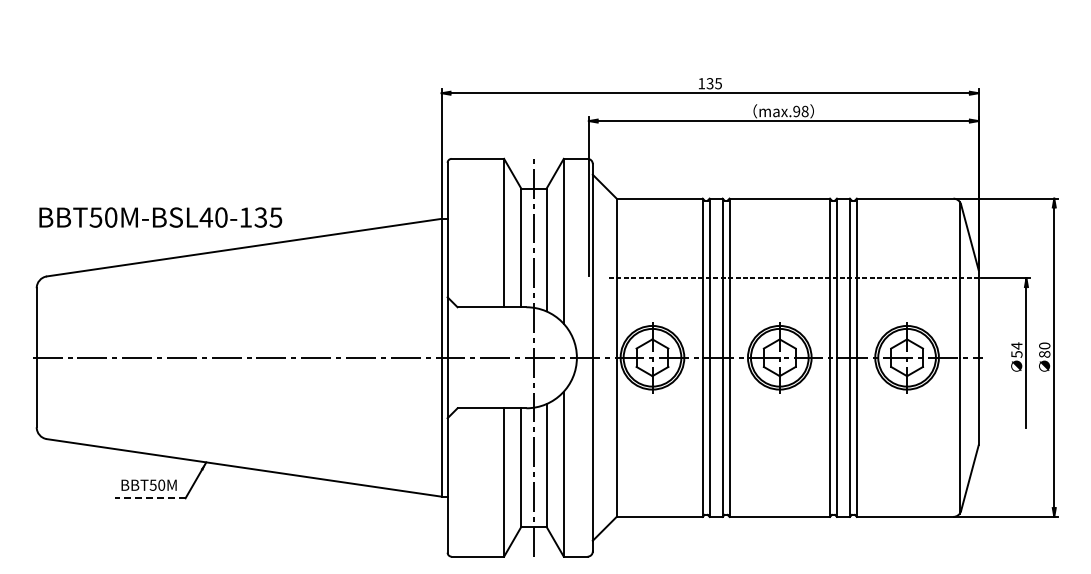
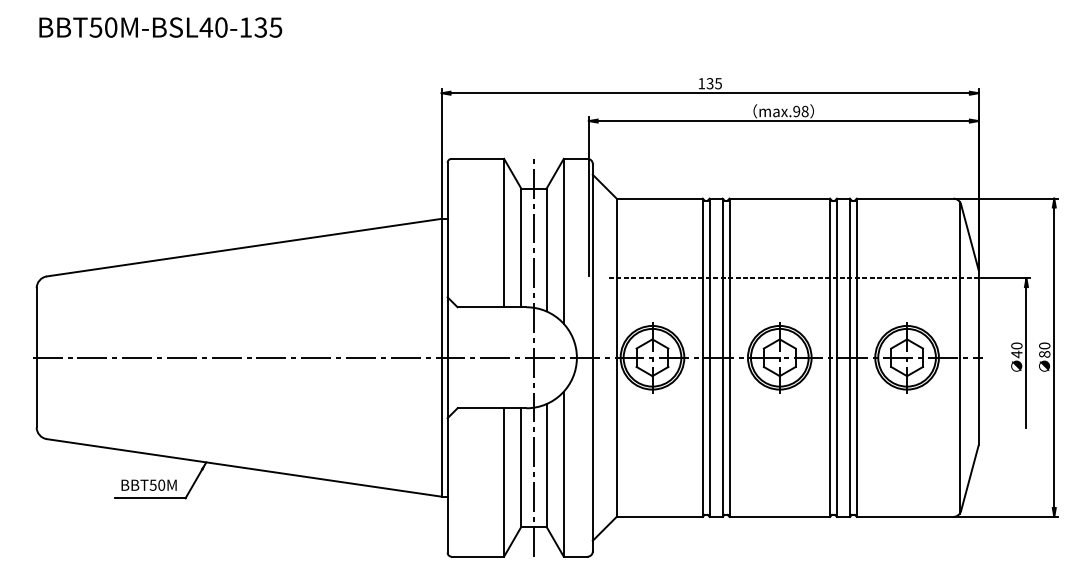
text position: (160, 217) -> (160, 27) (160, 27)
text: 54 -> 40 (1016, 350)
line: dashed -> solid (149, 498)
